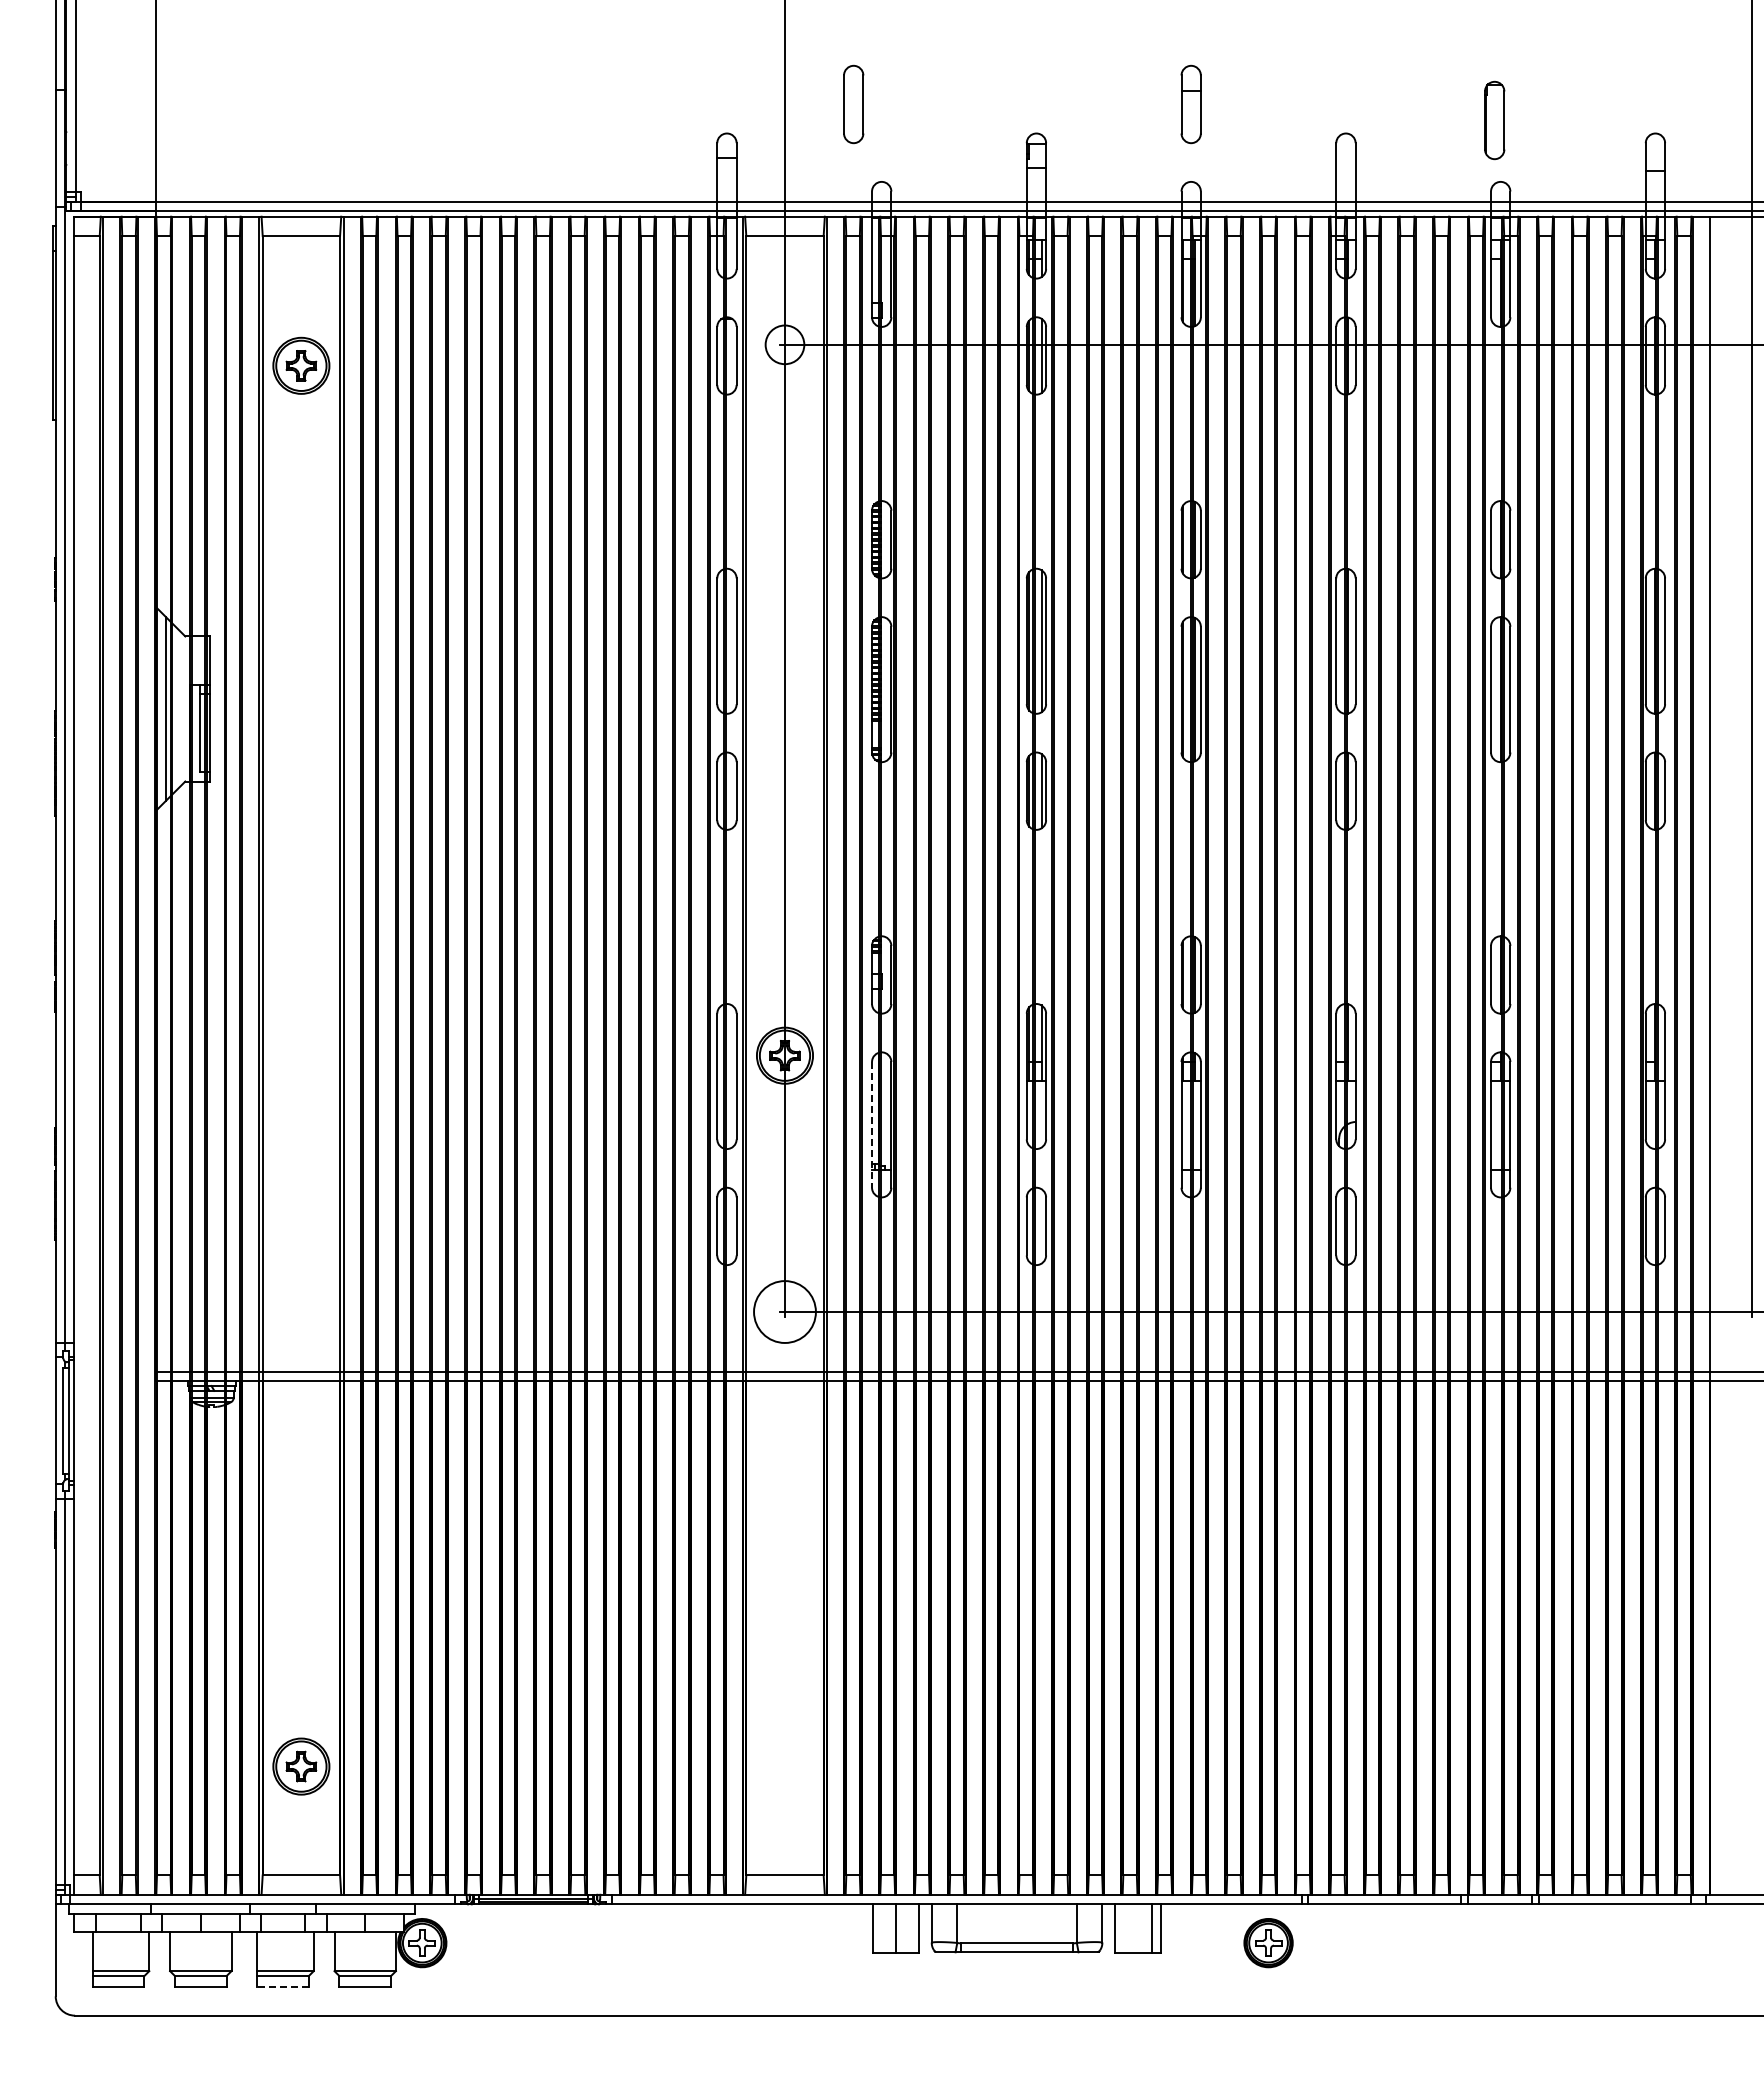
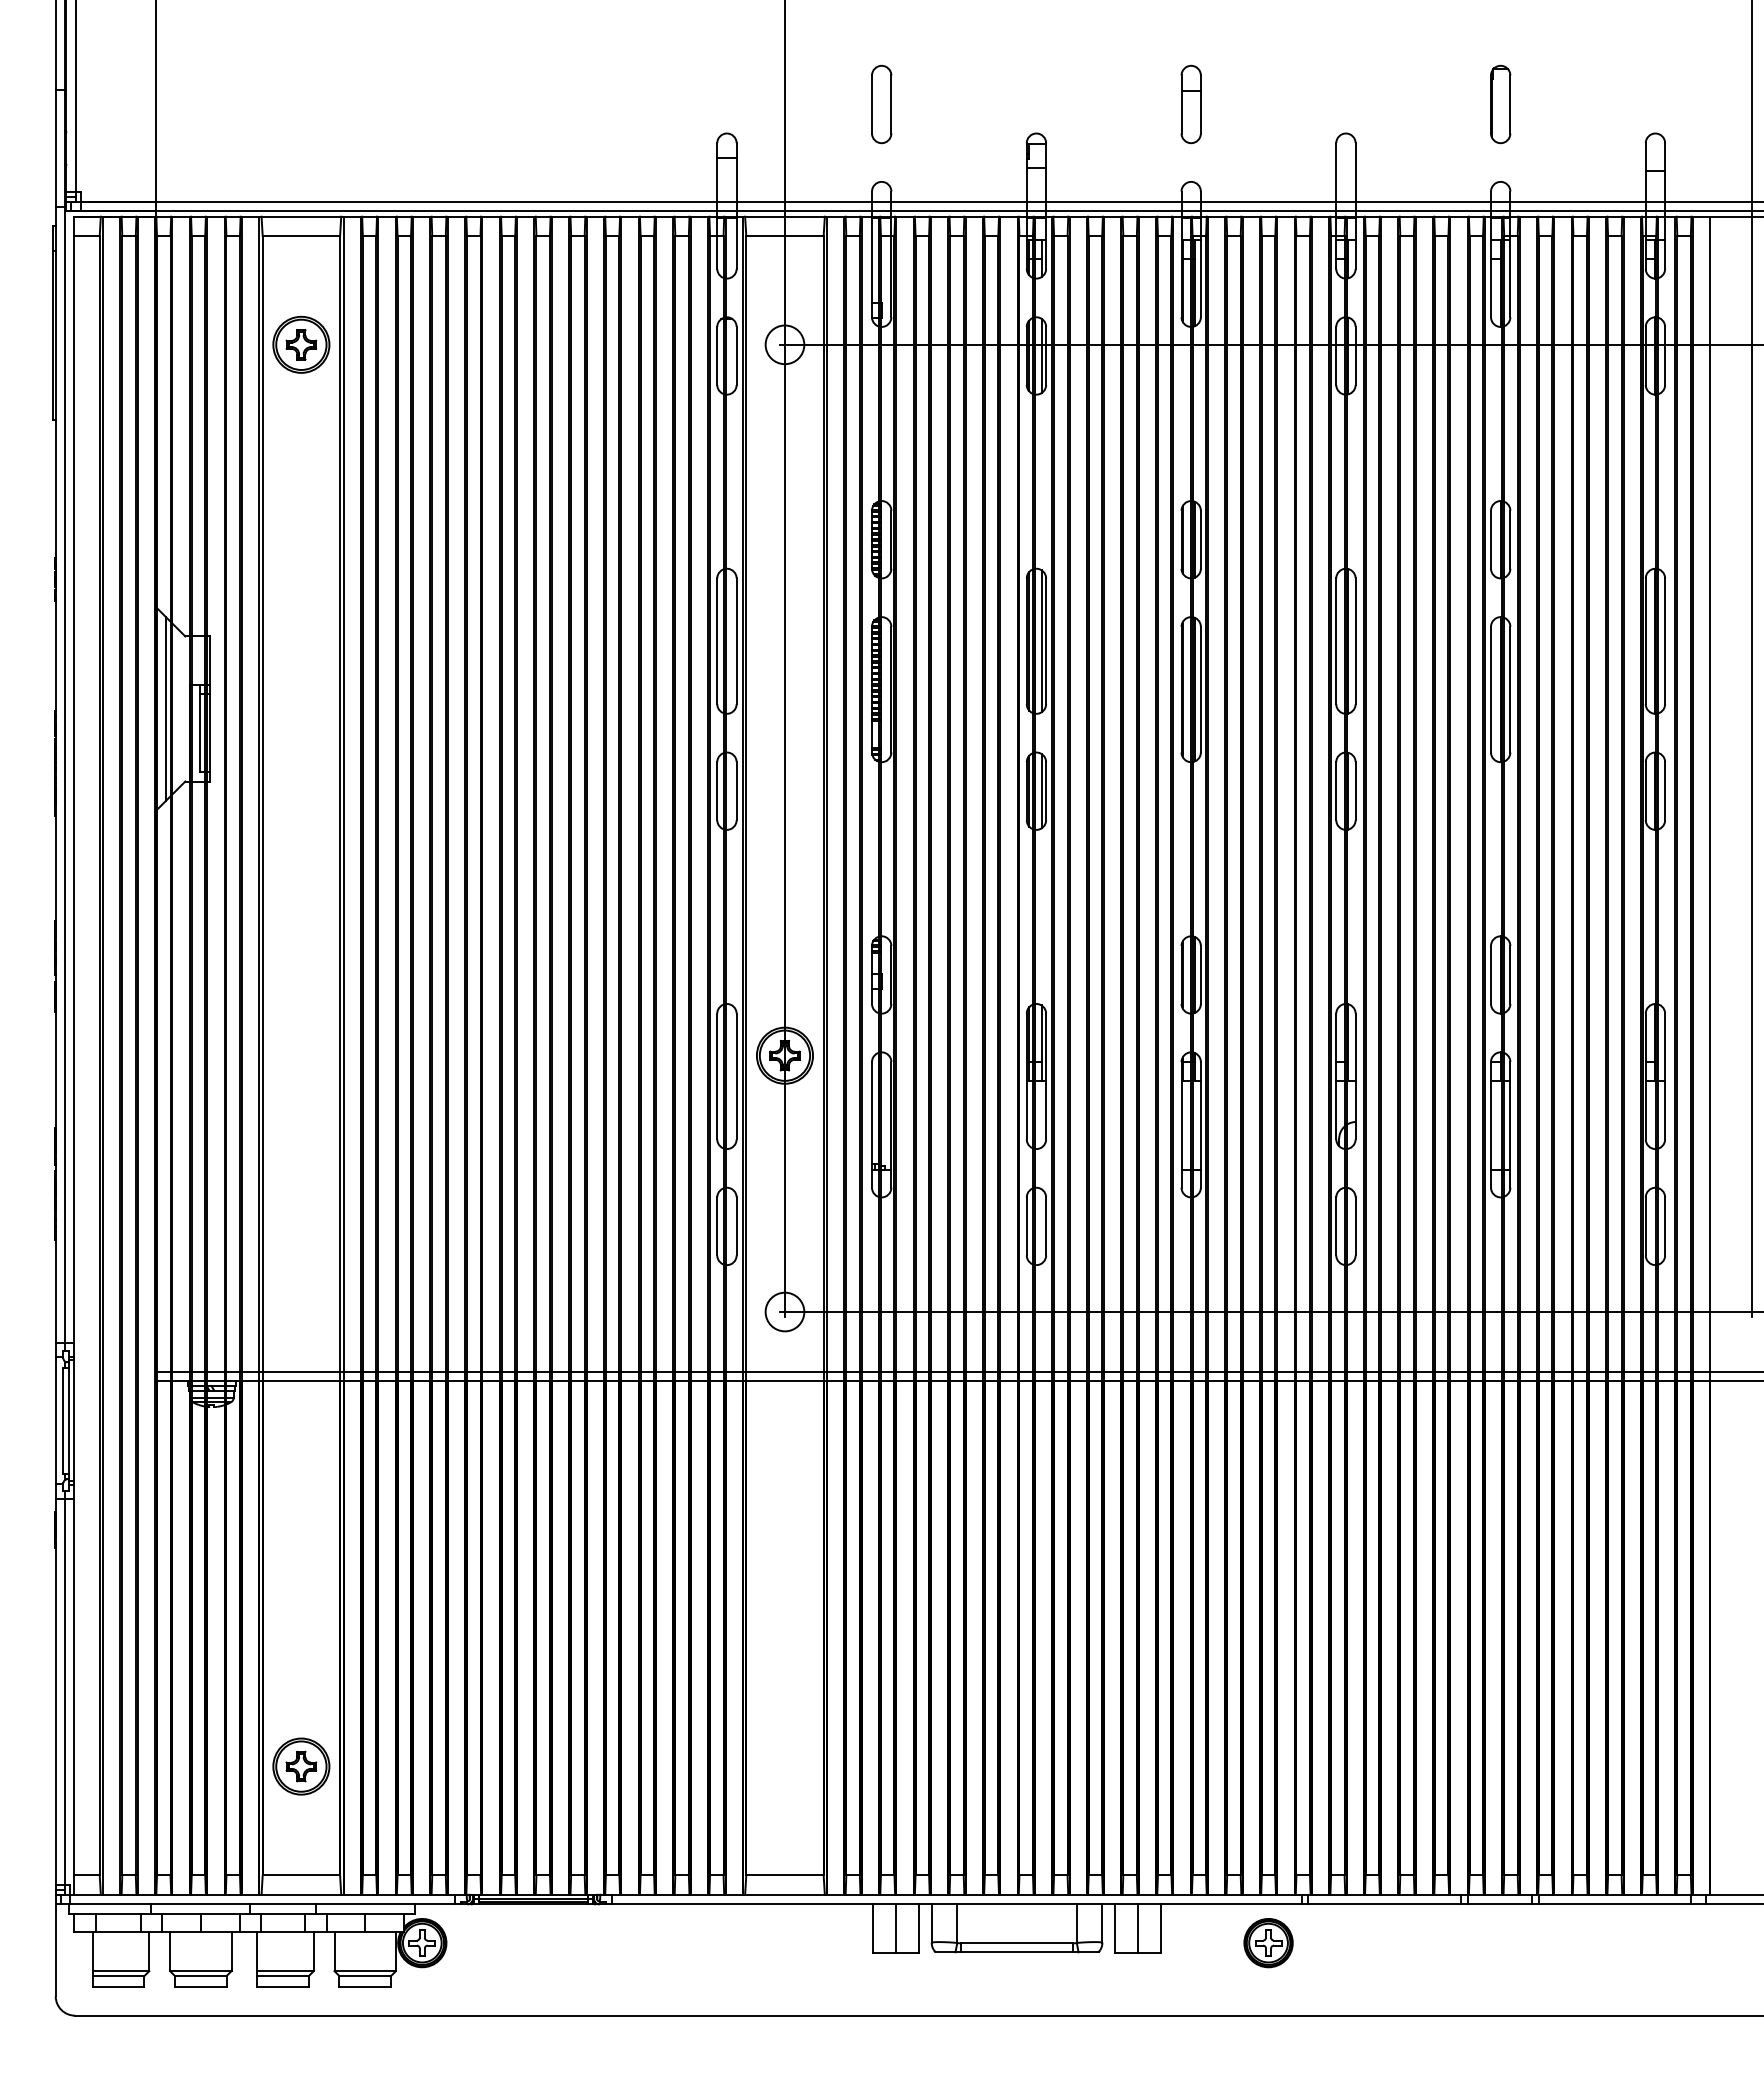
part position: (853, 104) -> (881, 104) (881, 104)
part position: (1494, 120) -> (1500, 104) (1500, 104)
part position: (301, 365) -> (301, 344) (301, 344)
line: dashed -> solid (872, 1124)
circle diameter: 62 px -> 39 px (784, 1311)
line position: (1151, 1928) -> (1137, 1928) (1137, 1928)
line: dashed -> solid (283, 1986)
